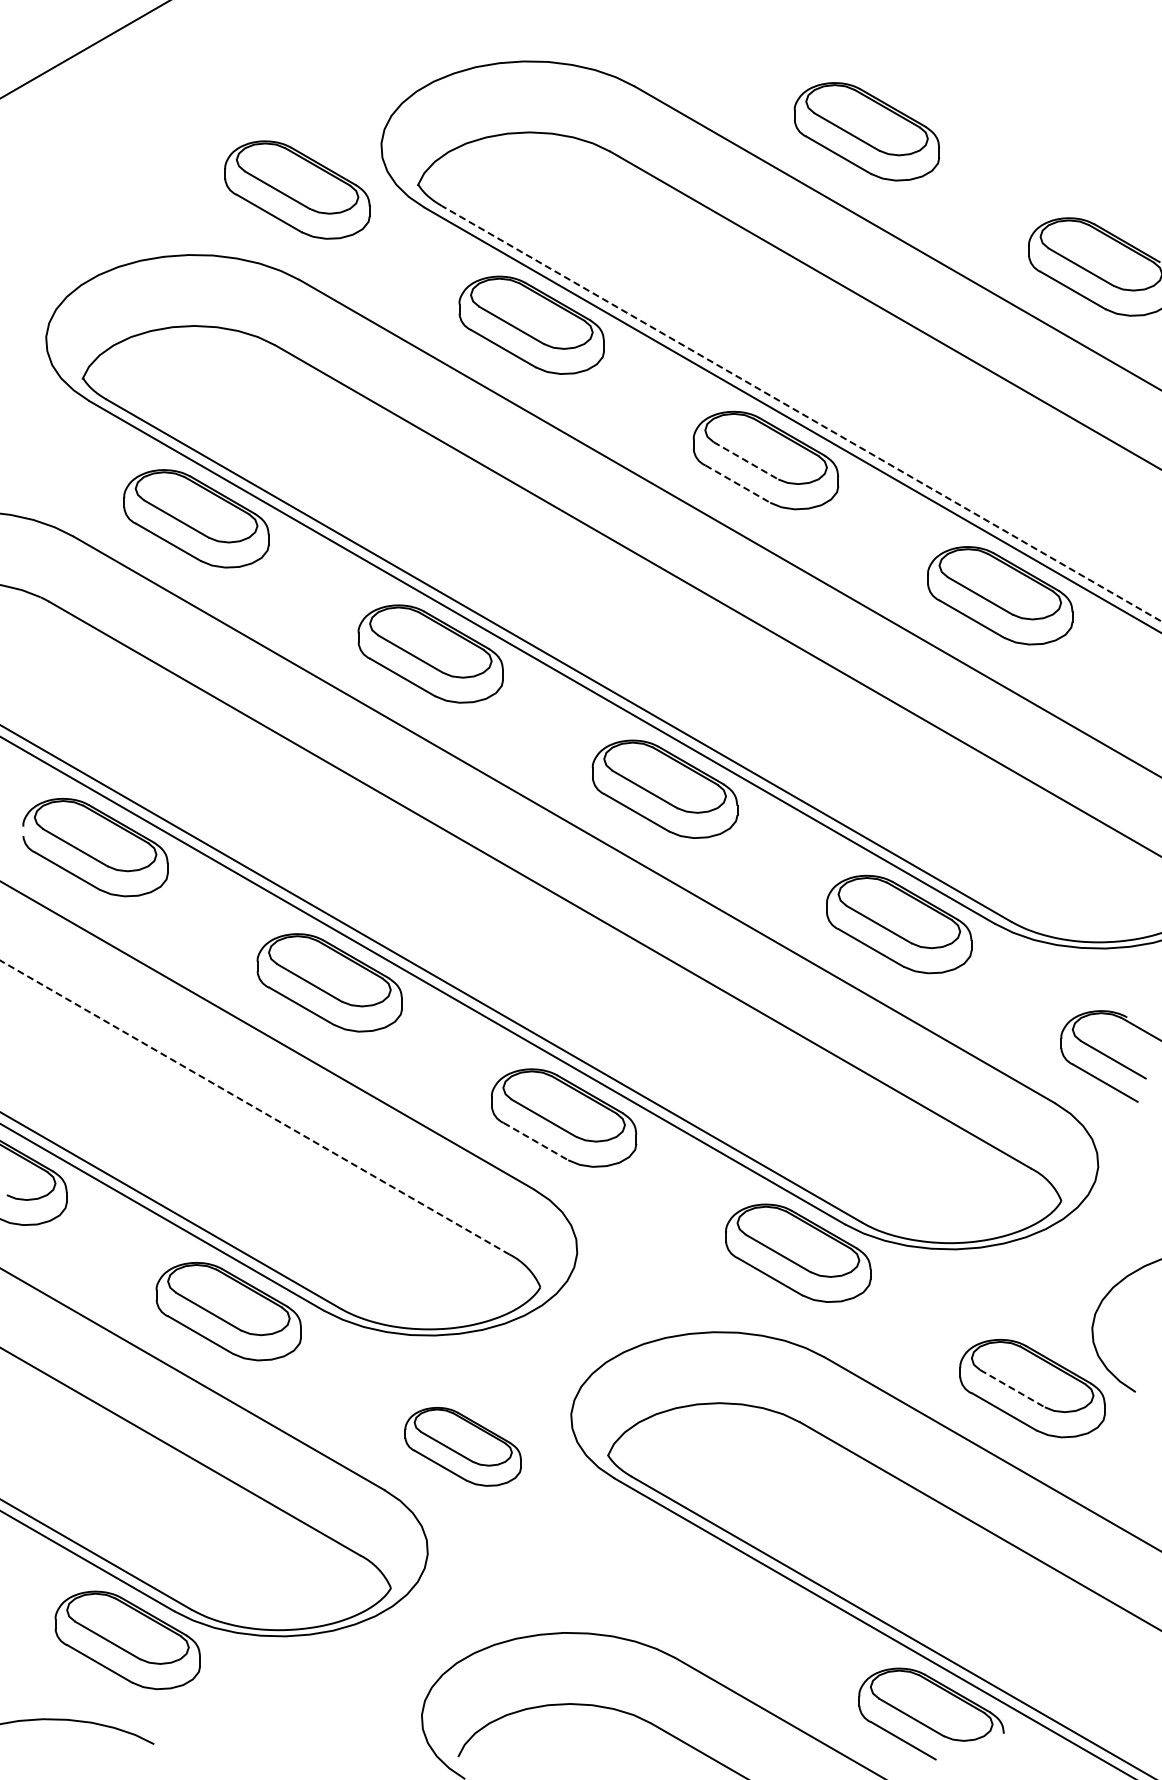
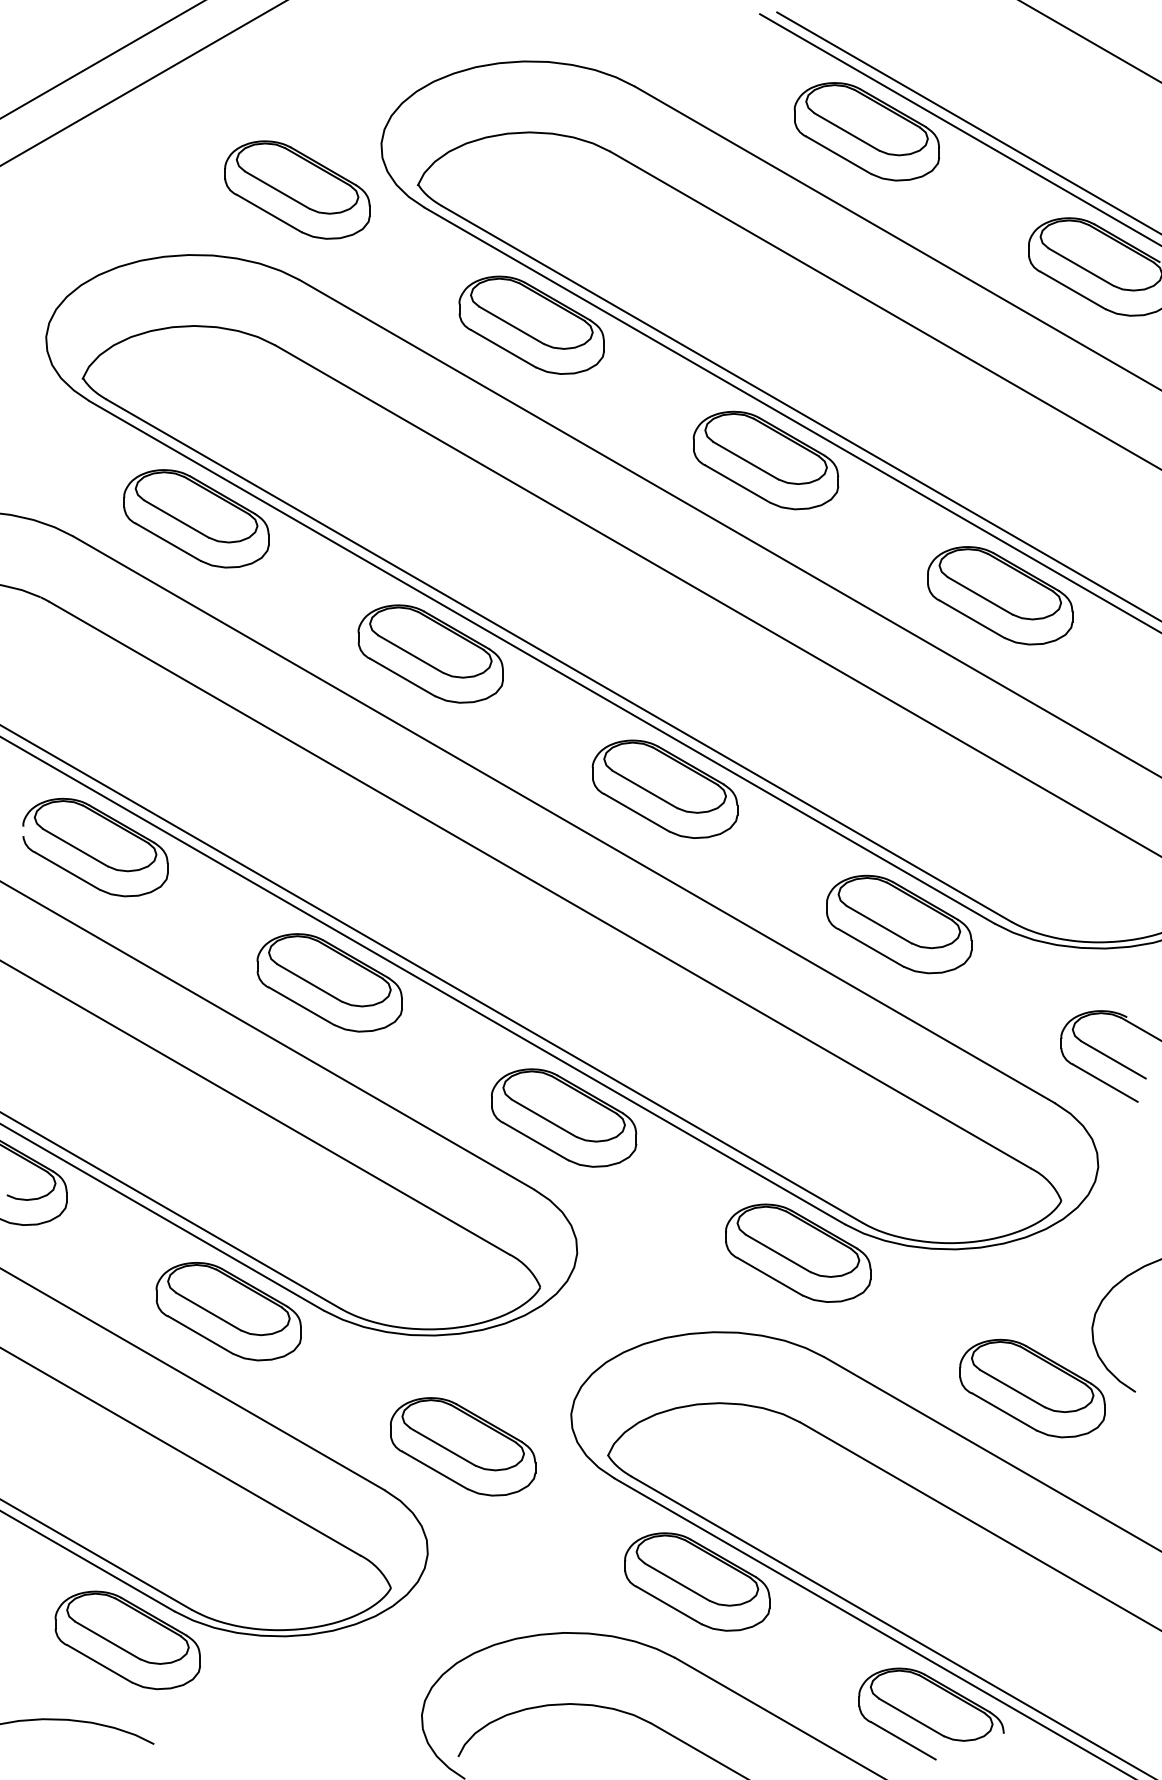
line: none -> present (1090, 41)
line position: (84, 49) -> (102, 59) (102, 59)
line: none -> present (142, 83)
line: none -> present (967, 122)
line: none -> present (959, 129)
line: dashed -> solid (801, 413)
line: dashed -> solid (746, 461)
line: dashed -> solid (738, 484)
line: dashed -> solid (255, 1107)
line: dashed -> solid (536, 1141)
line: dashed -> solid (1012, 1388)
part size: 118x80 px -> 147x100 px (463, 1446)
part: none -> present (697, 1581)
